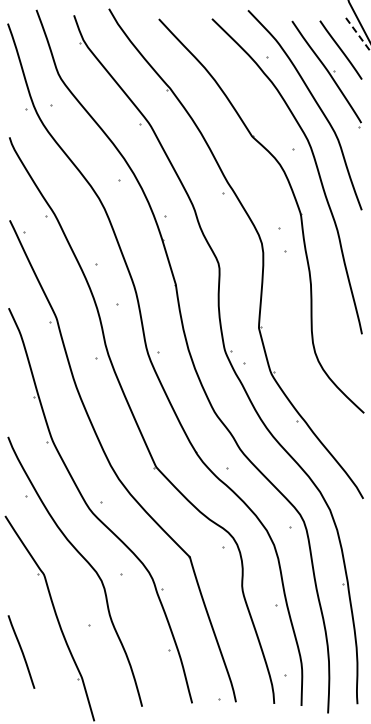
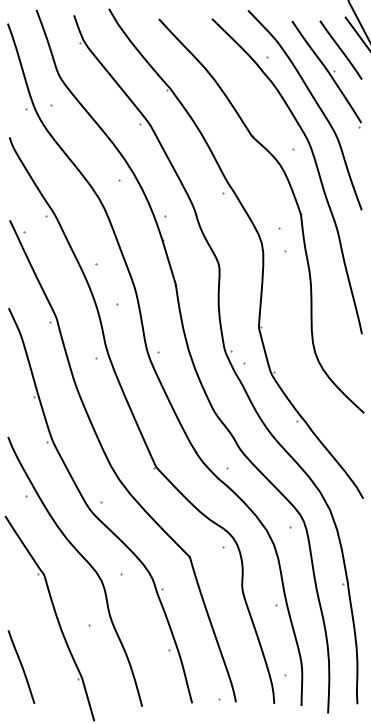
line: dashed -> solid (358, 34)
curve position: (21, 651) -> (21, 666) (21, 666)
